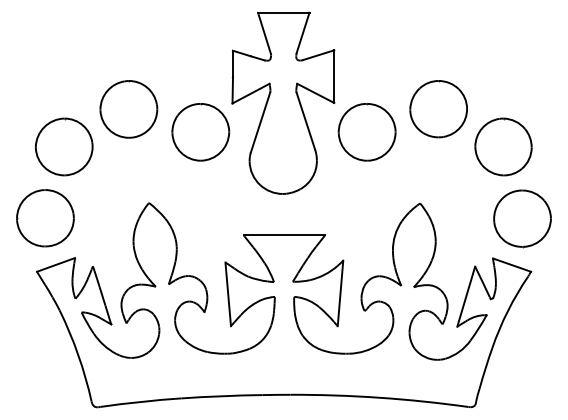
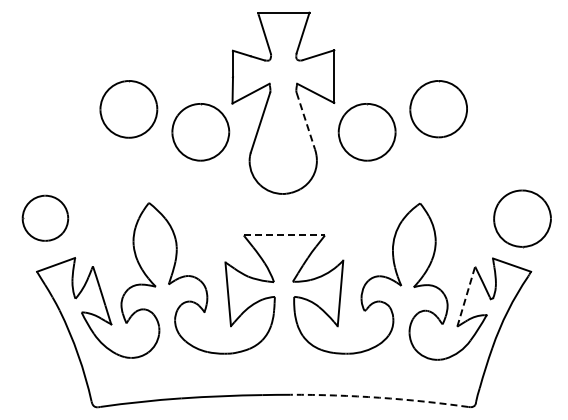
line: solid -> dashed (305, 121)
part: present -> none (64, 146)
part: present -> none (503, 146)
part size: 59x59 px -> 49x48 px (45, 217)
line: solid -> dashed (284, 235)
line: solid -> dashed (466, 296)
arc: solid -> dashed (379, 397)
